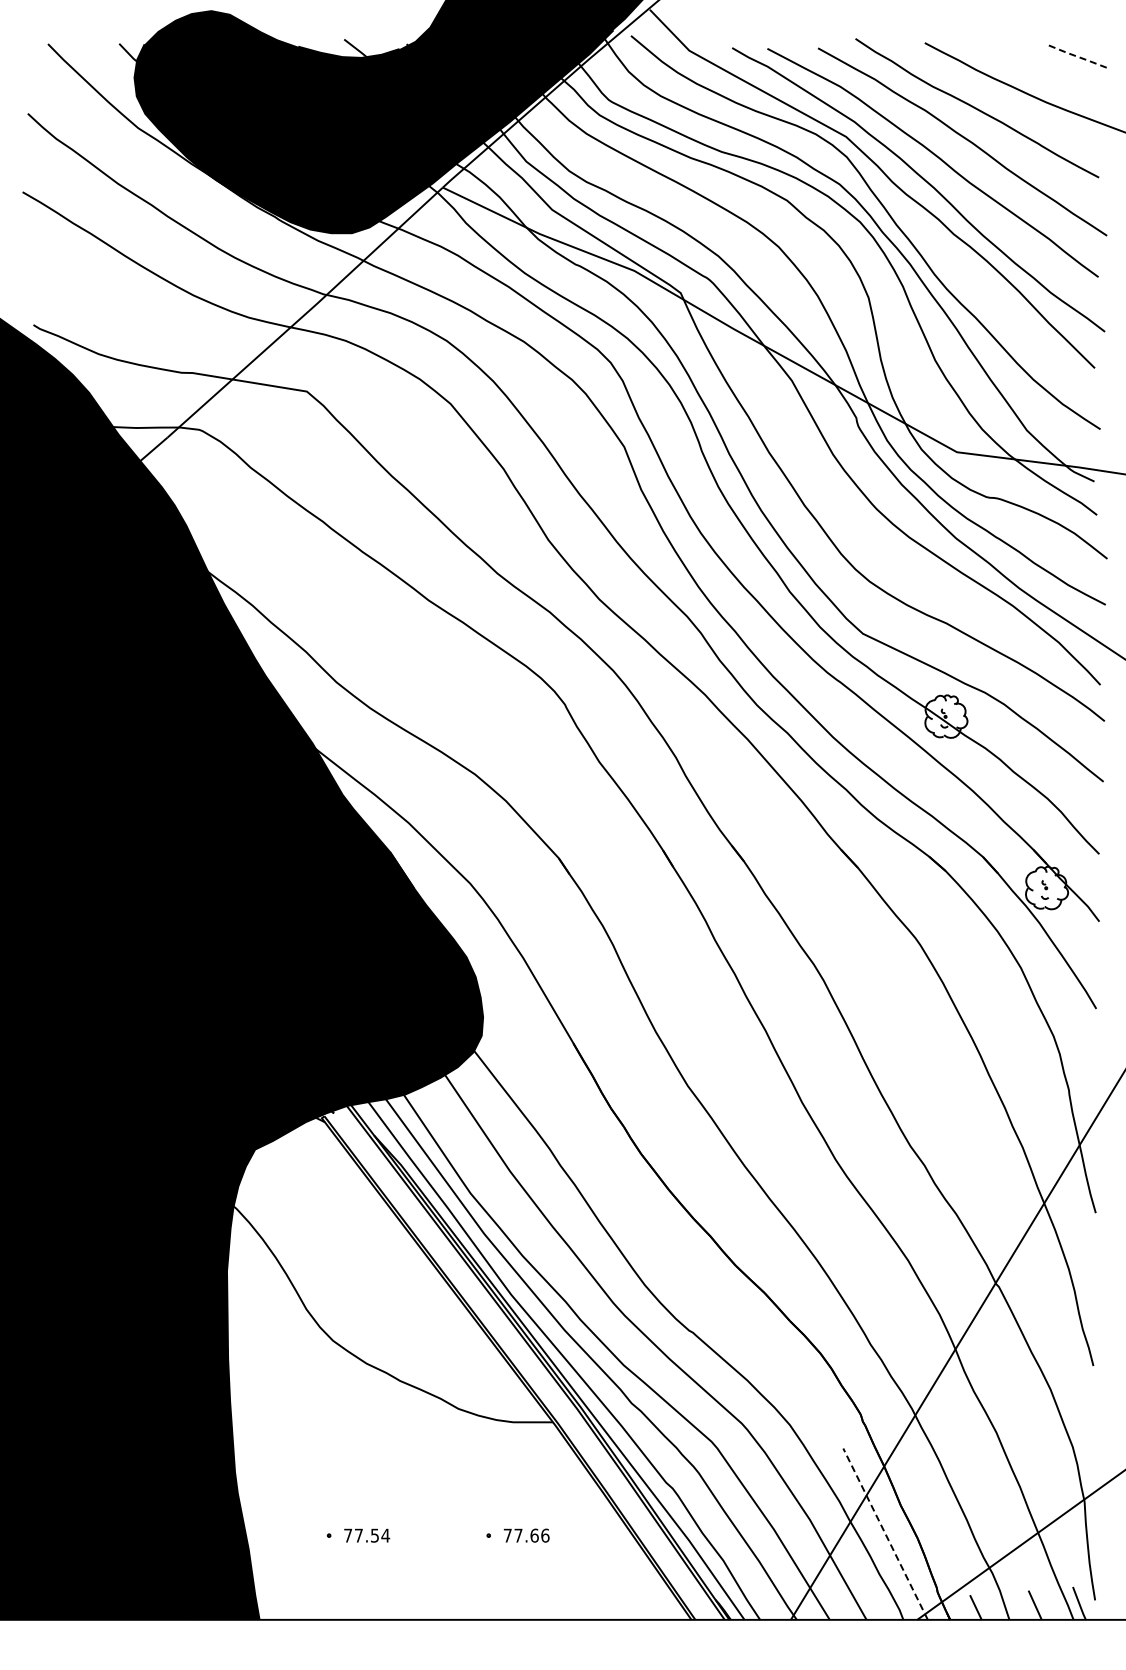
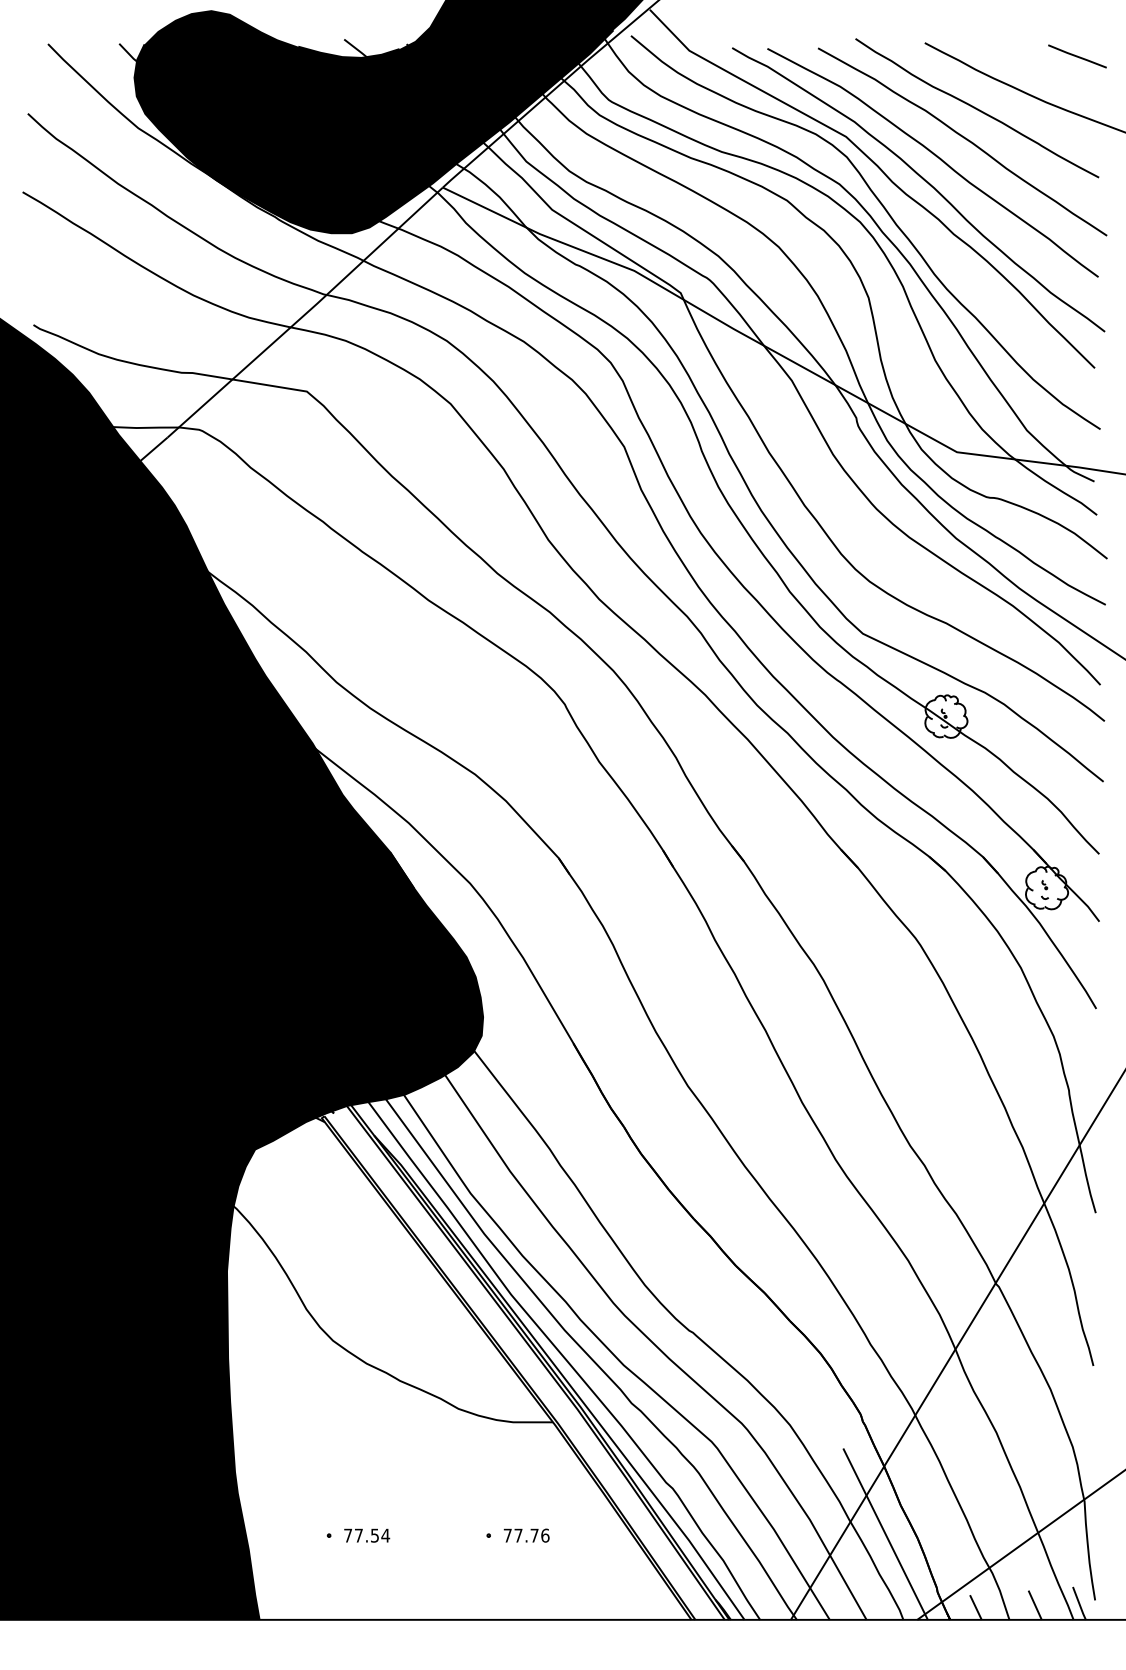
line: dashed -> solid (1077, 56)
line: dashed -> solid (885, 1534)
text: 77.66 -> 77.76 (534, 1535)
